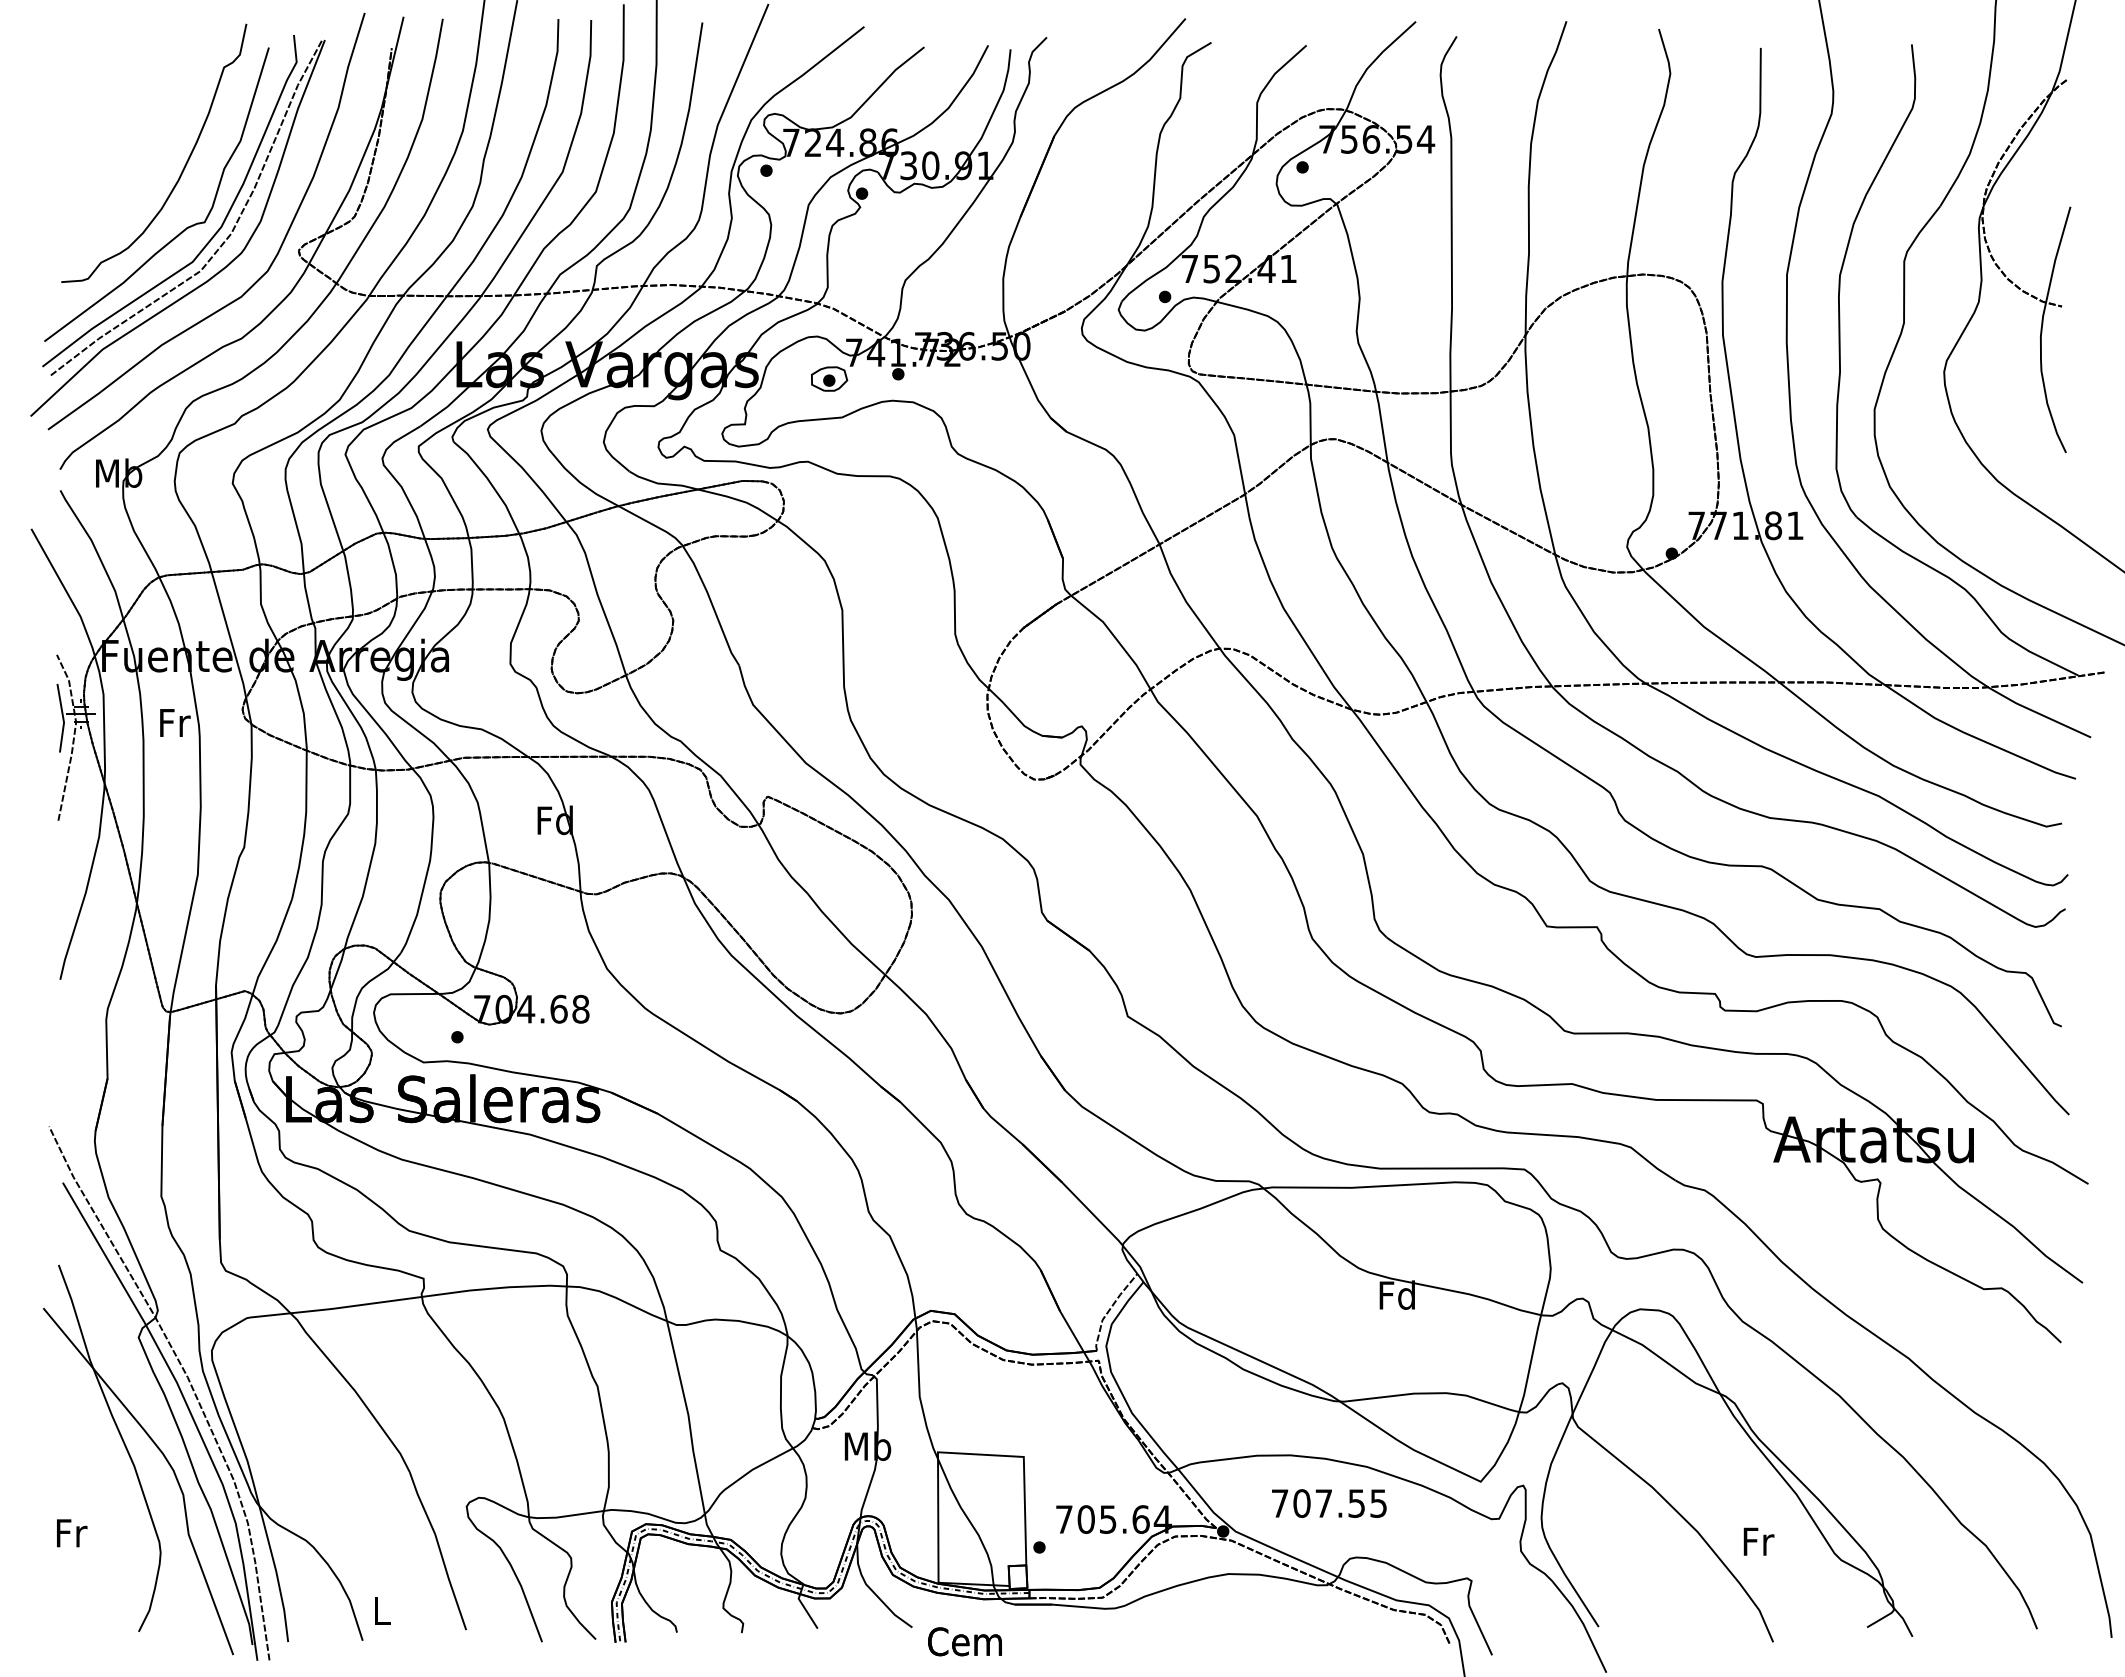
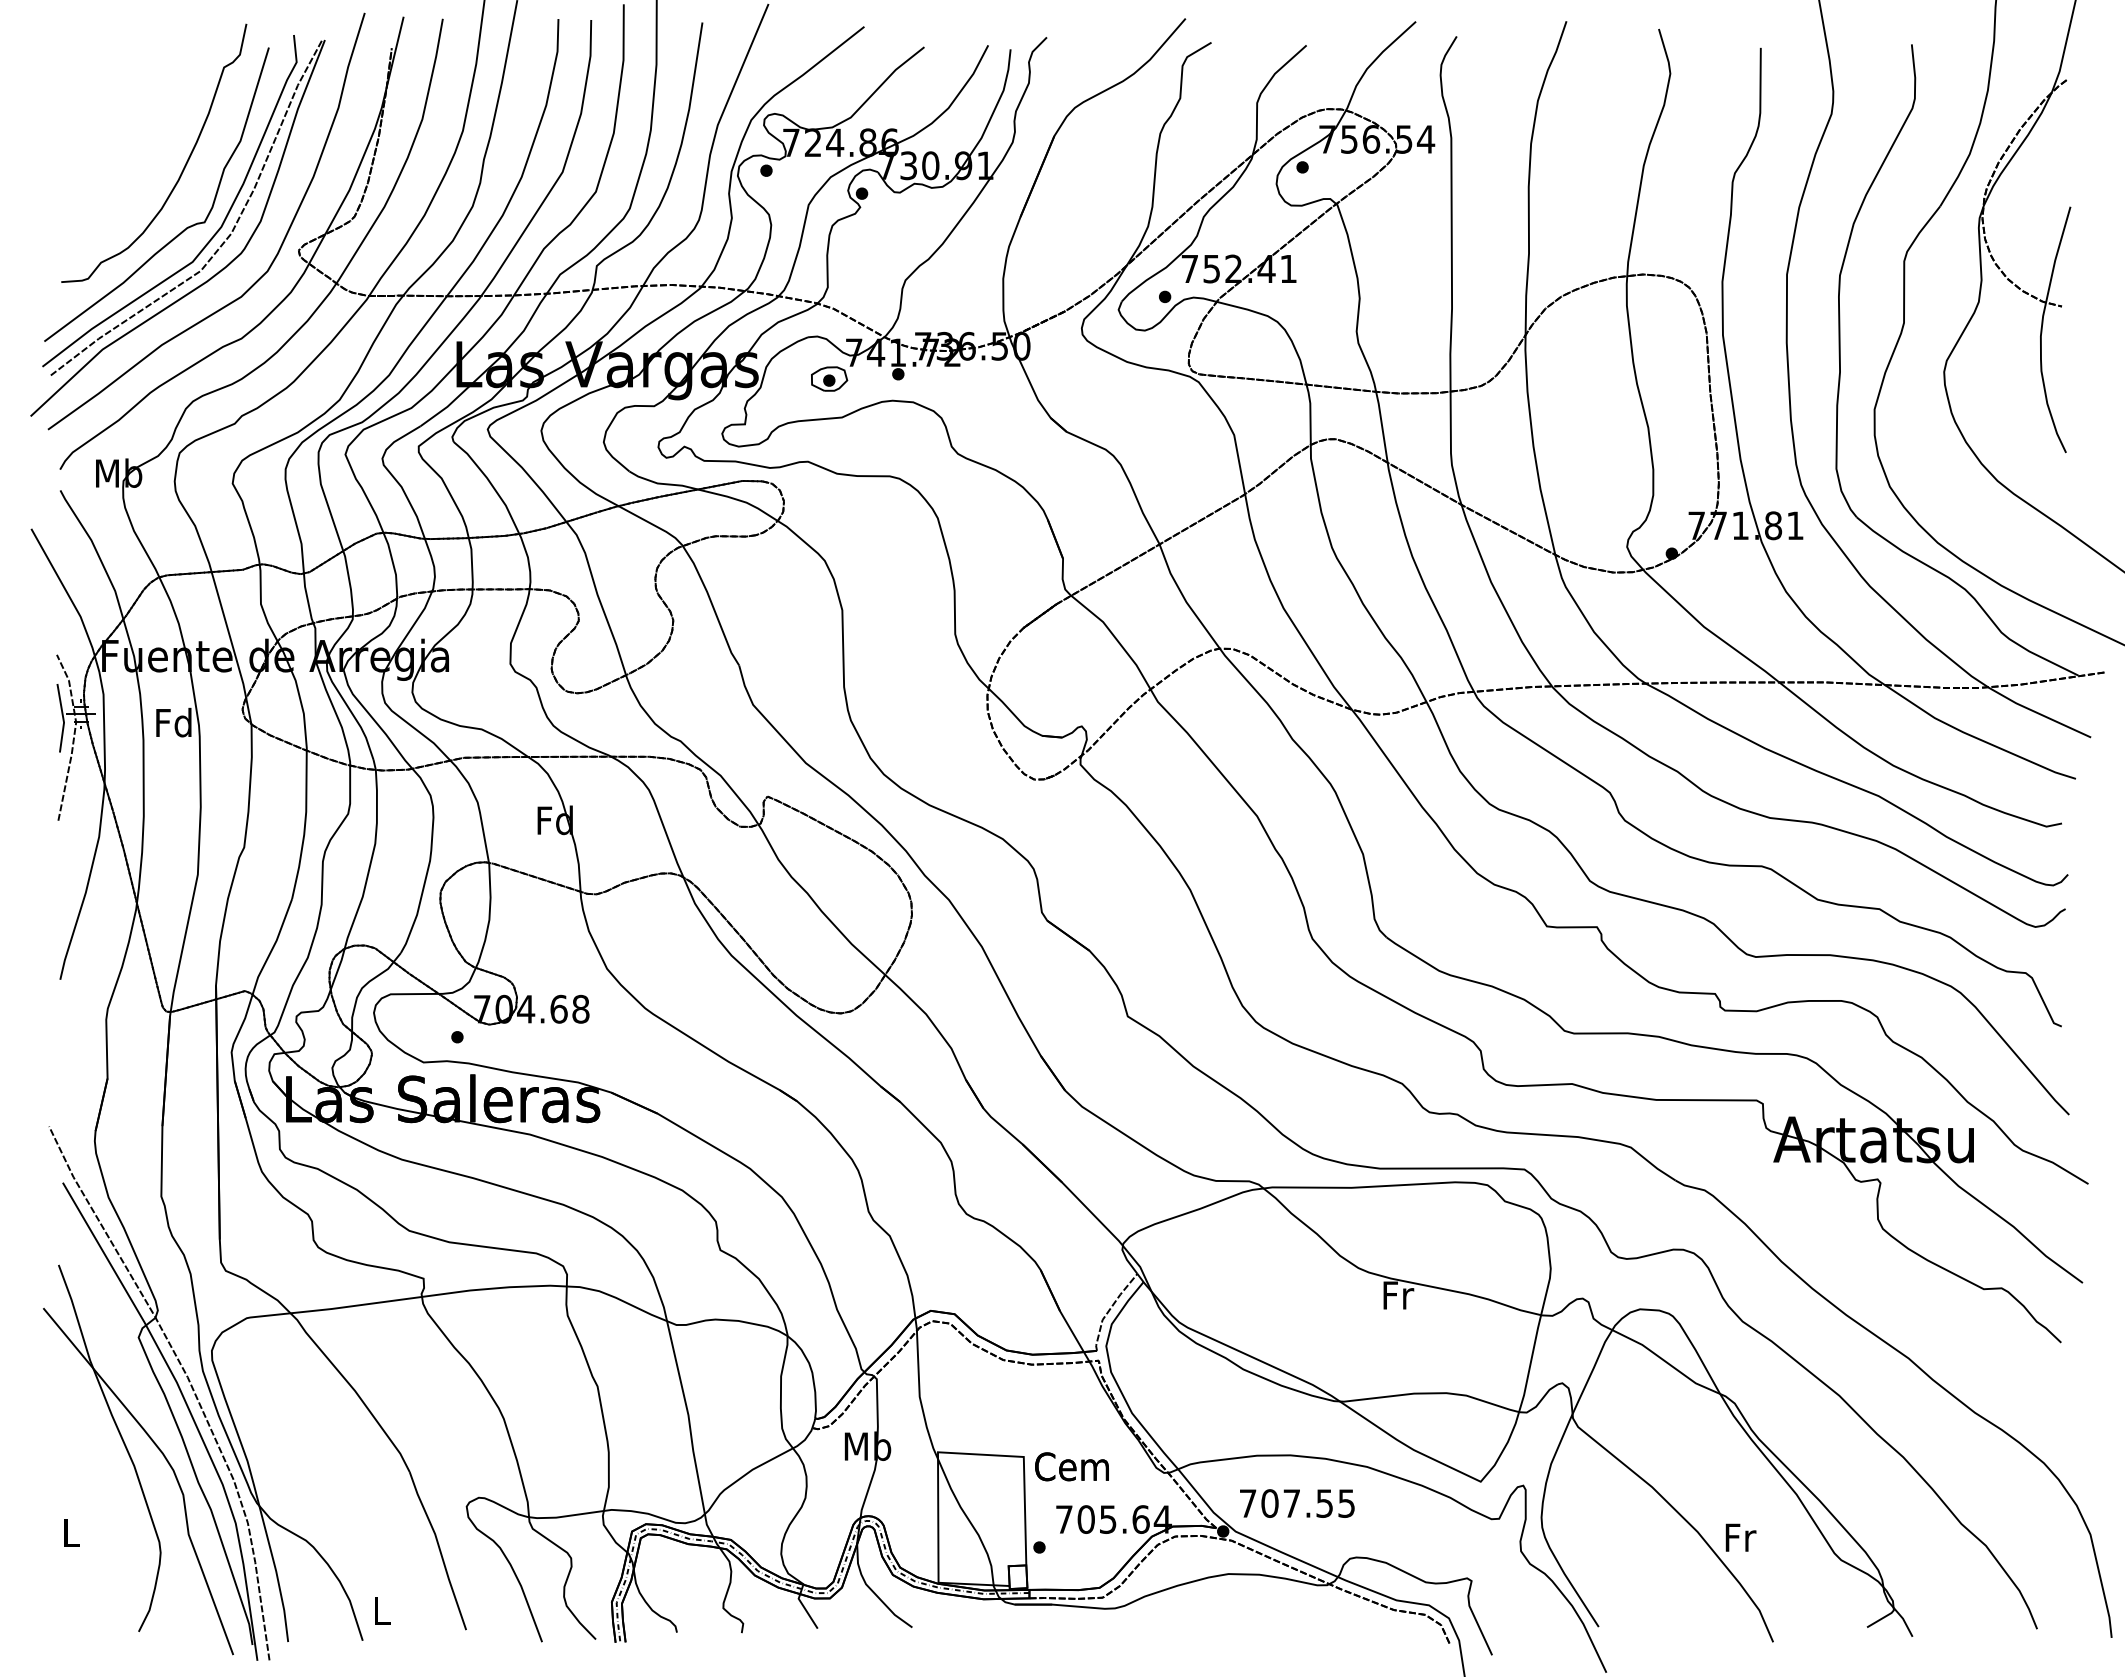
text: Fr -> Fd (173, 722)
text: Fd -> Fr (1396, 1294)
text position: (1329, 1503) -> (1297, 1503) (1297, 1503)
text: Fr -> L (72, 1533)
text position: (1758, 1541) -> (1740, 1537) (1740, 1537)
text position: (964, 1641) -> (1071, 1466) (1071, 1466)
